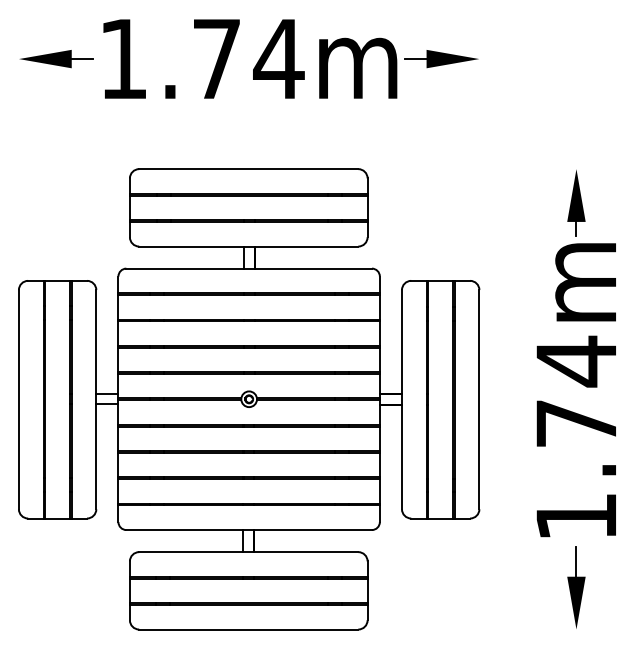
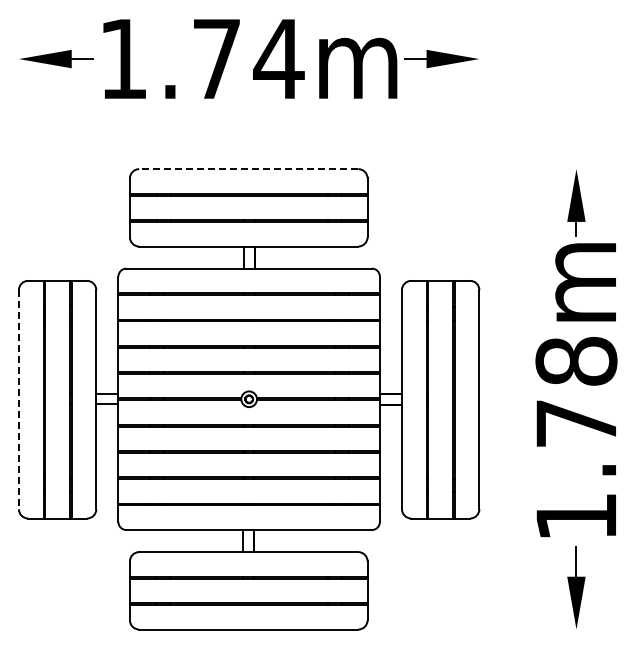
line: solid -> dashed (248, 169)
text: 1.74m -> 1.78m (576, 361)
line: solid -> dashed (18, 399)
